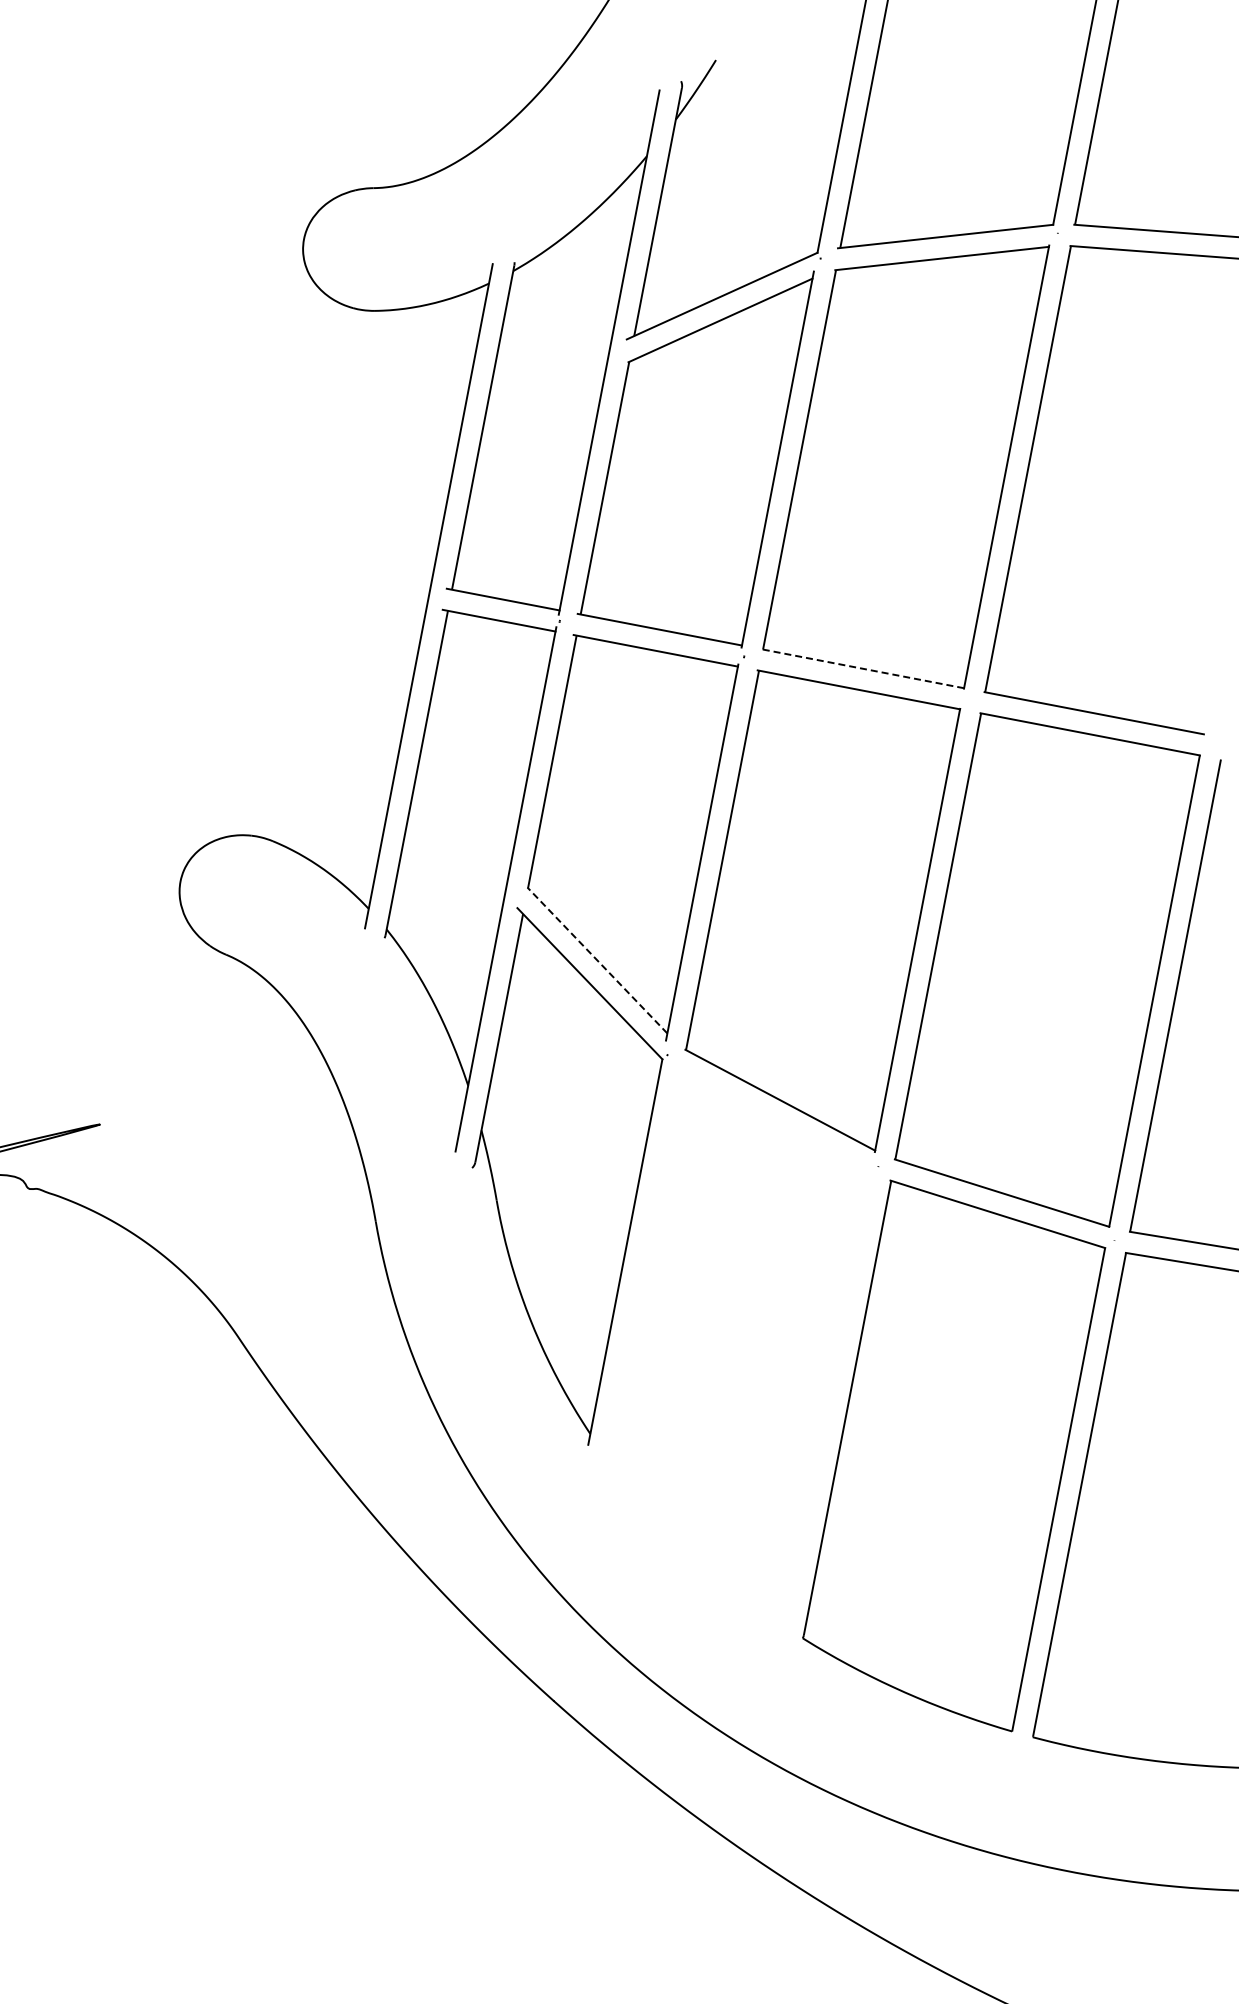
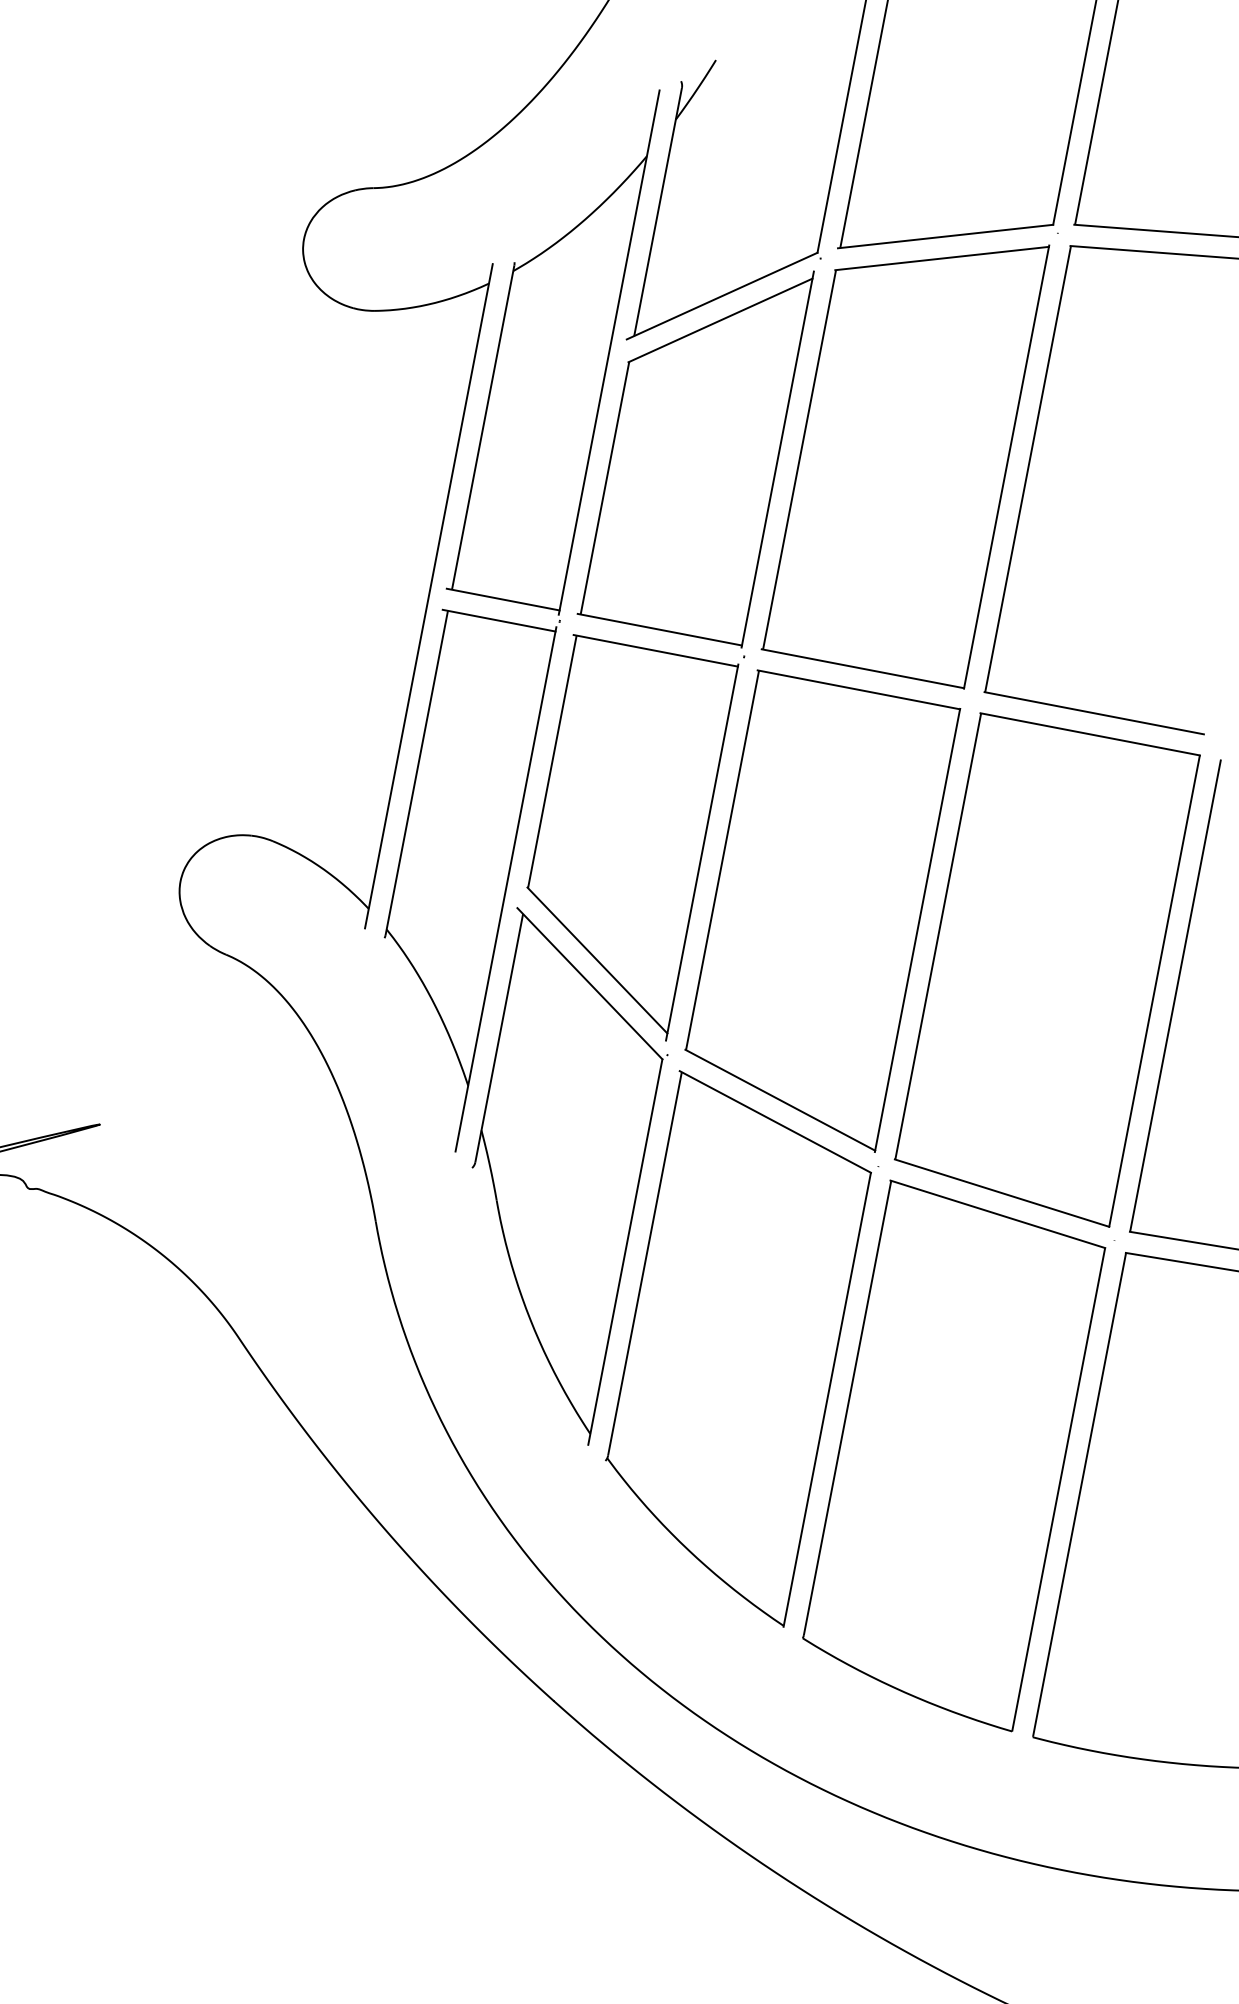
line: dashed -> solid (862, 668)
line: dashed -> solid (597, 960)
part: none -> present (738, 1348)
